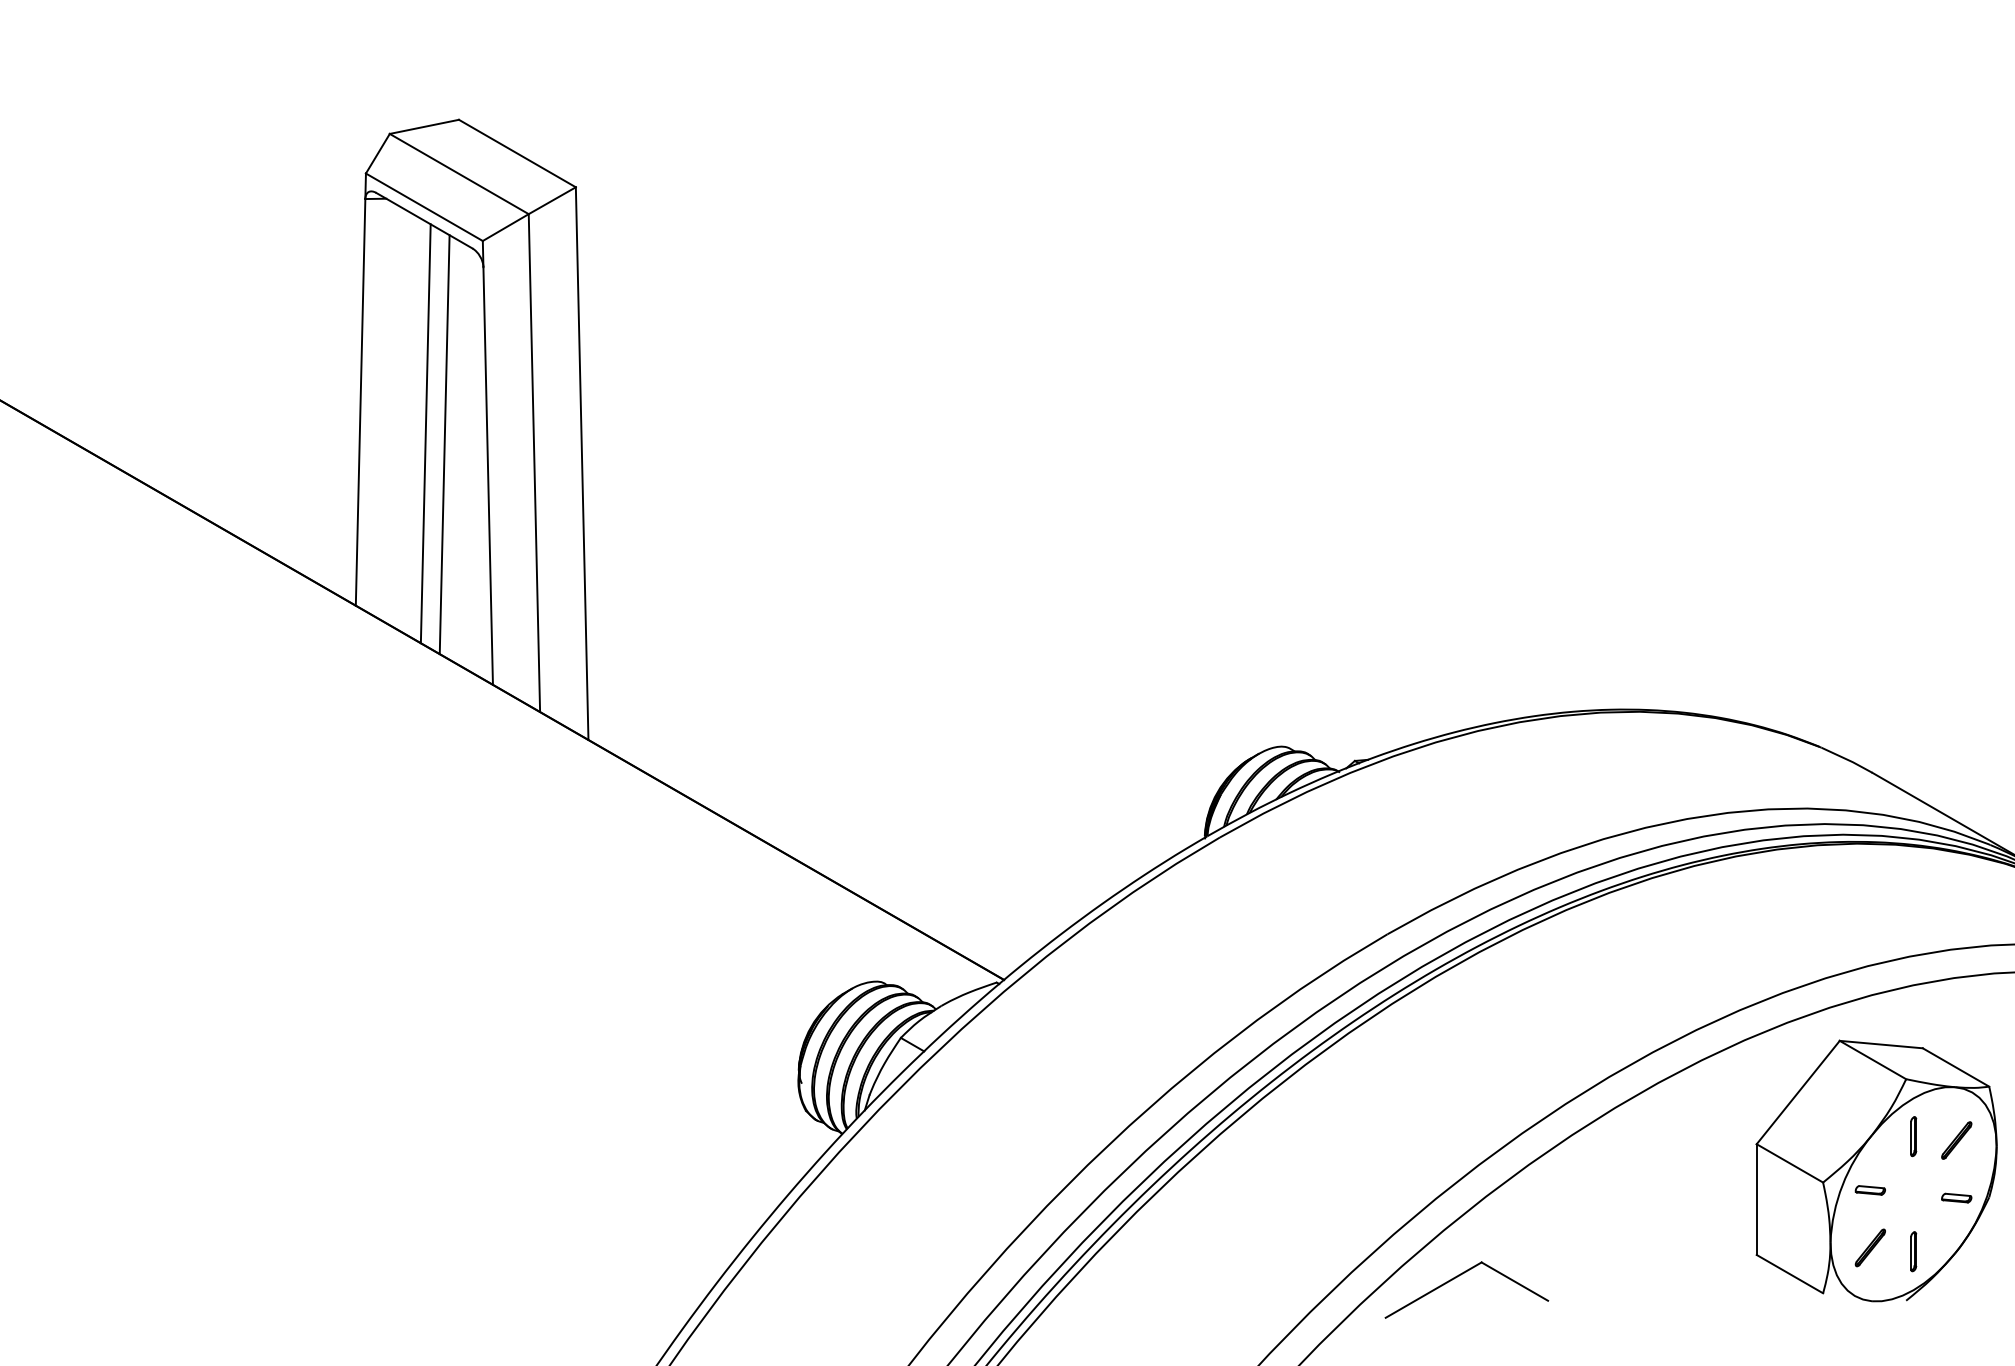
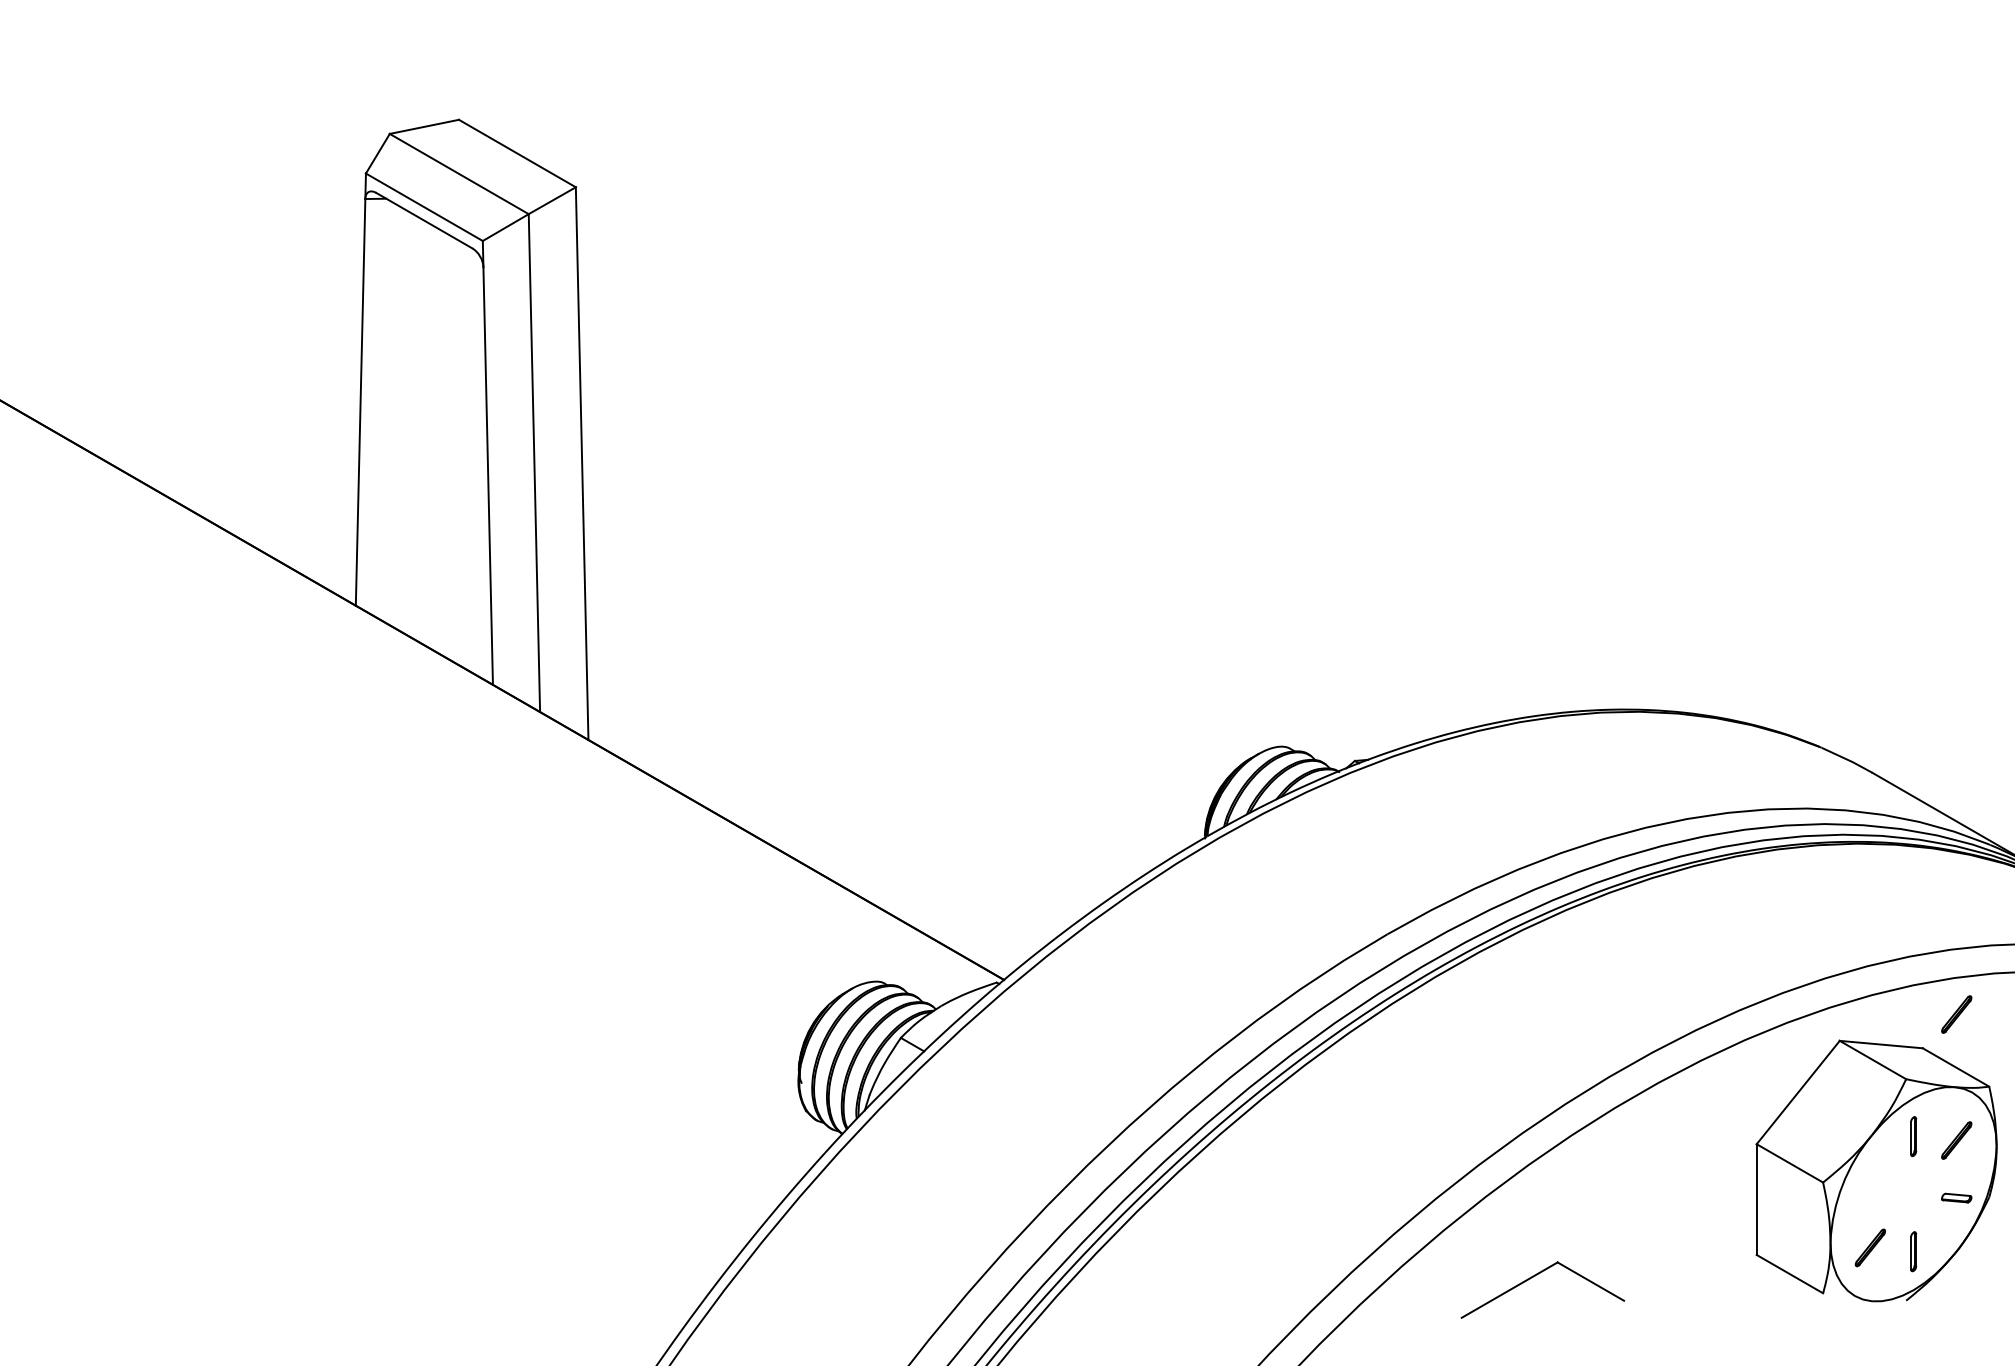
line: present -> none (425, 433)
line: present -> none (444, 444)
part: none -> present (1956, 1014)
part: present -> none (1869, 1190)
part position: (1459, 1276) -> (1535, 1276) (1535, 1276)
